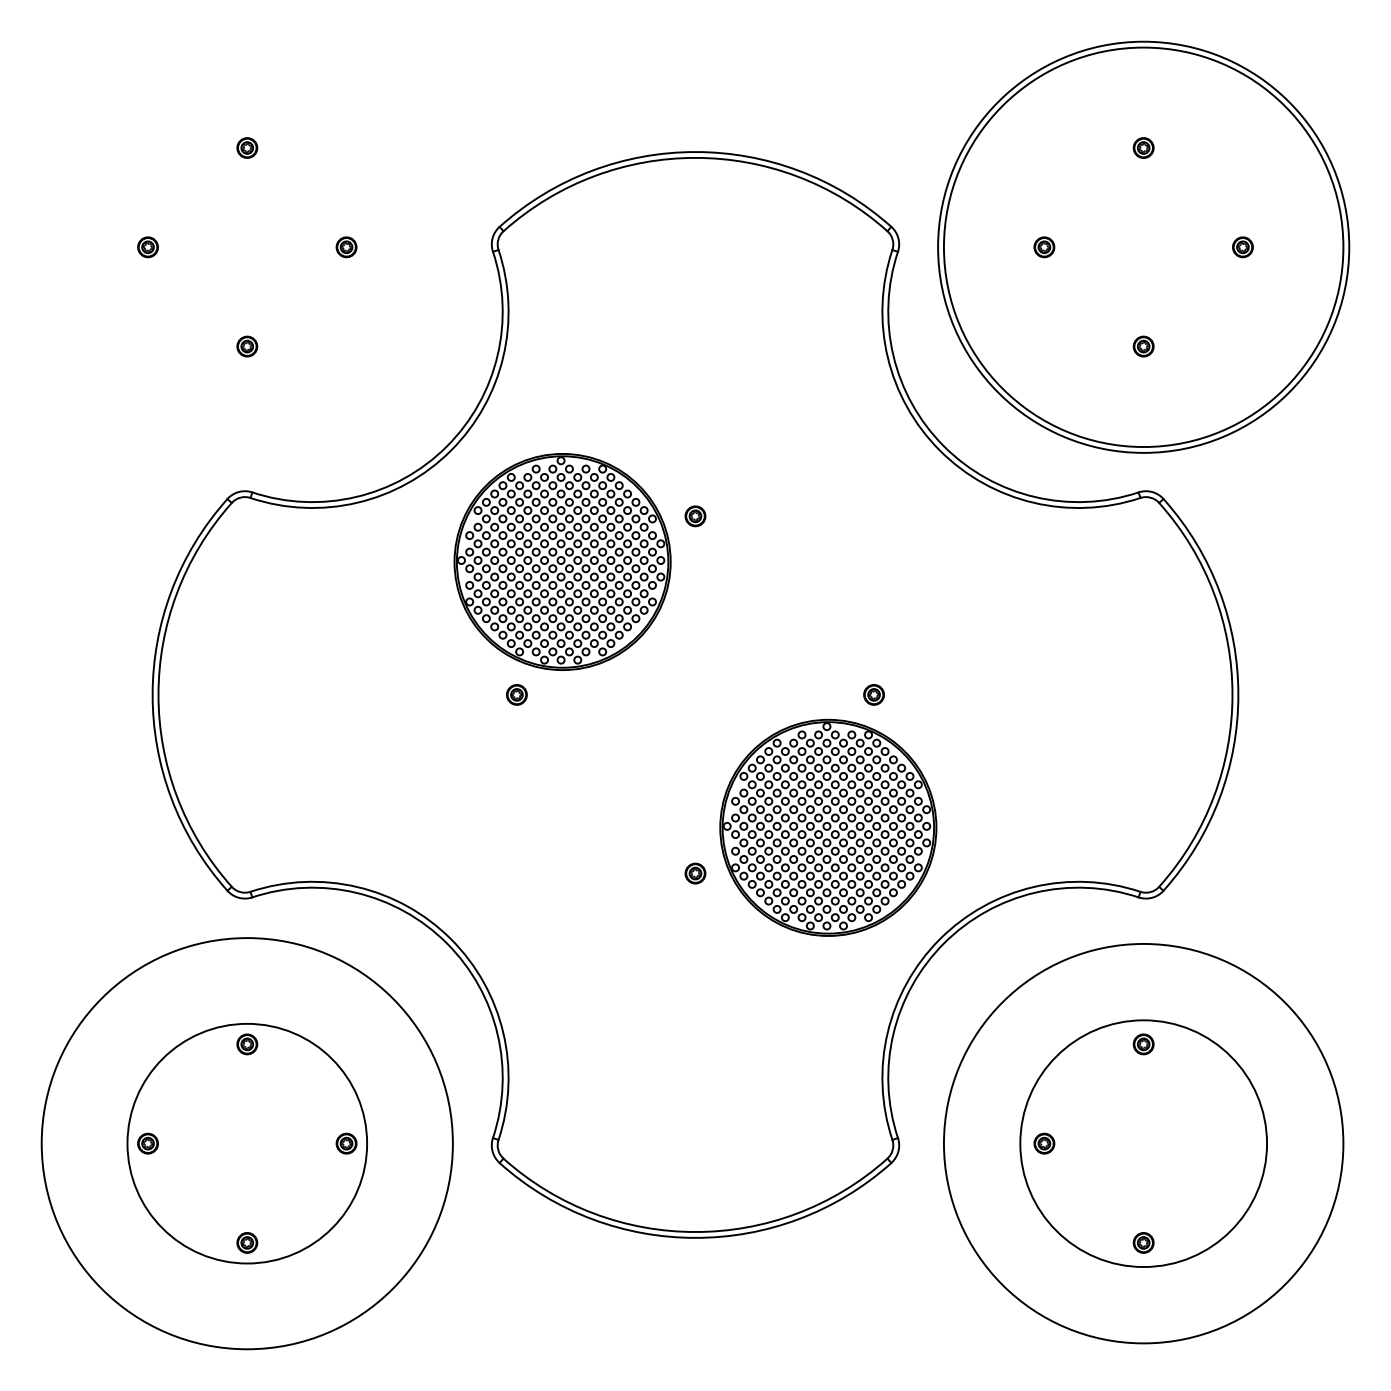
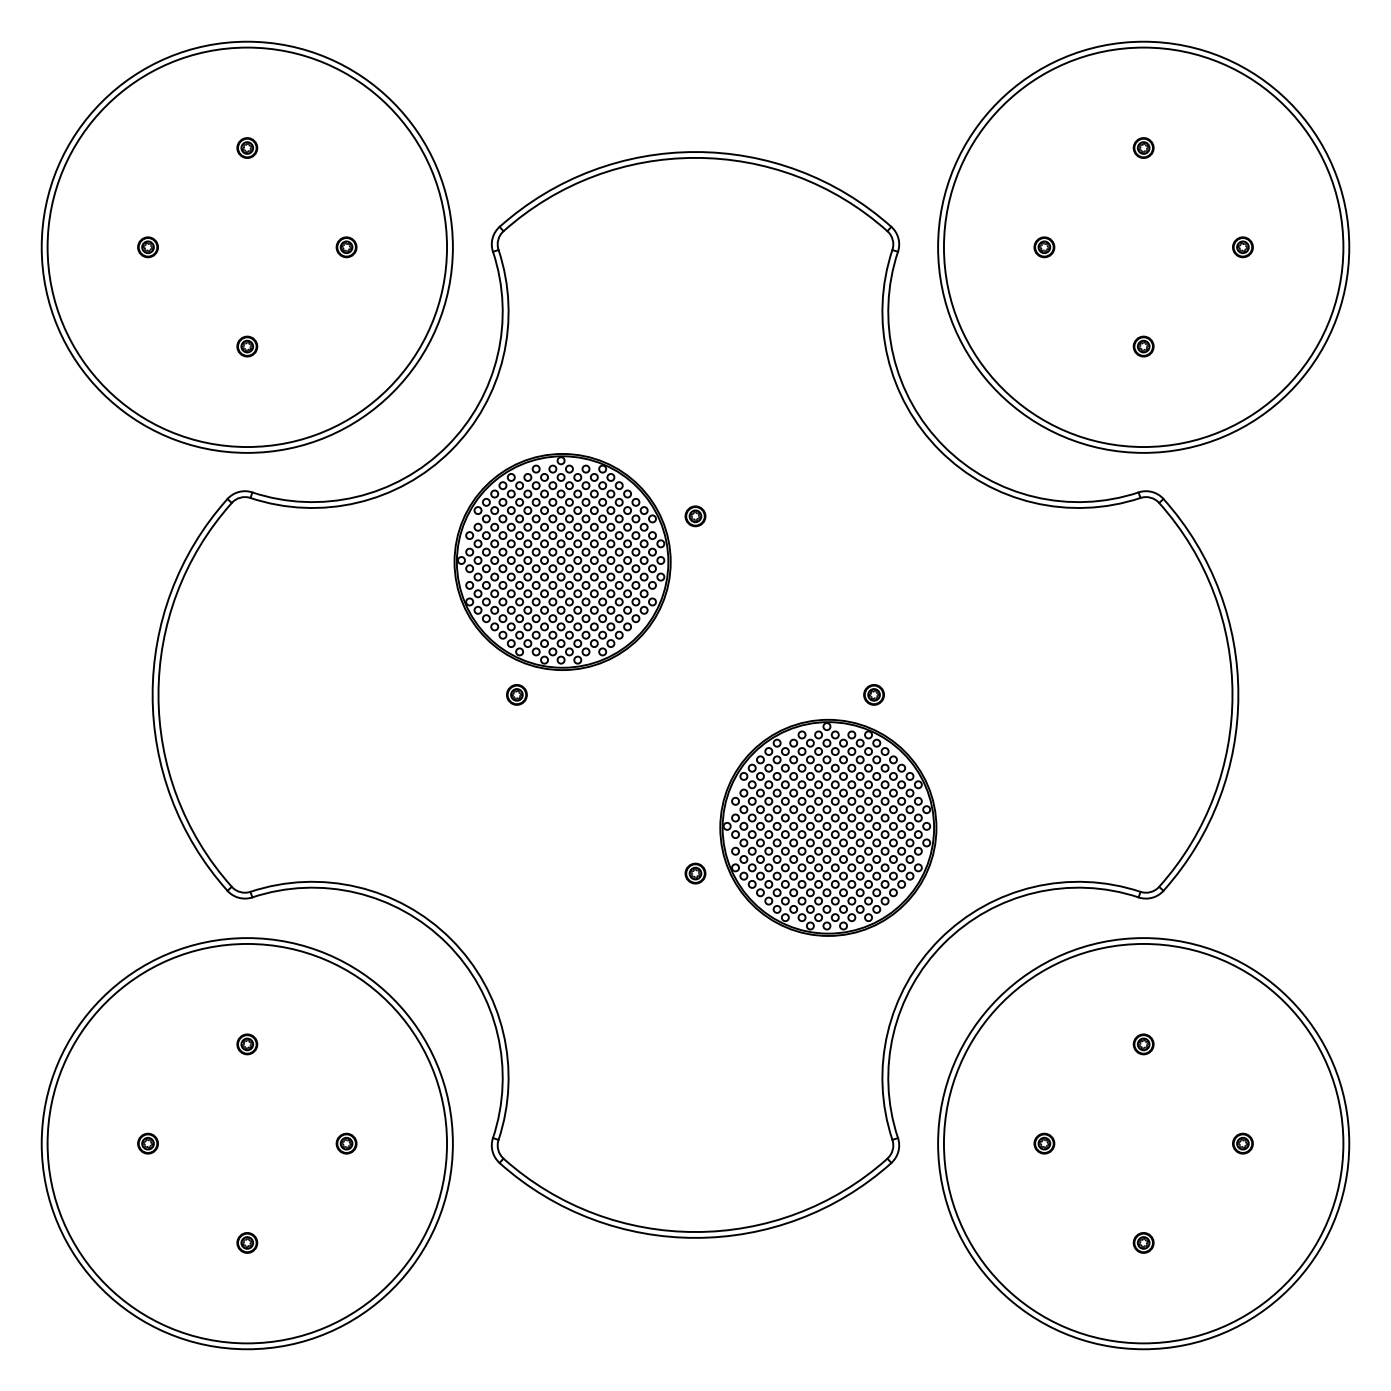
part: none -> present (246, 246)
circle diameter: 240 px -> 399 px (247, 1143)
circle diameter: 247 px -> 411 px (1143, 1143)
part: none -> present (1242, 1143)
